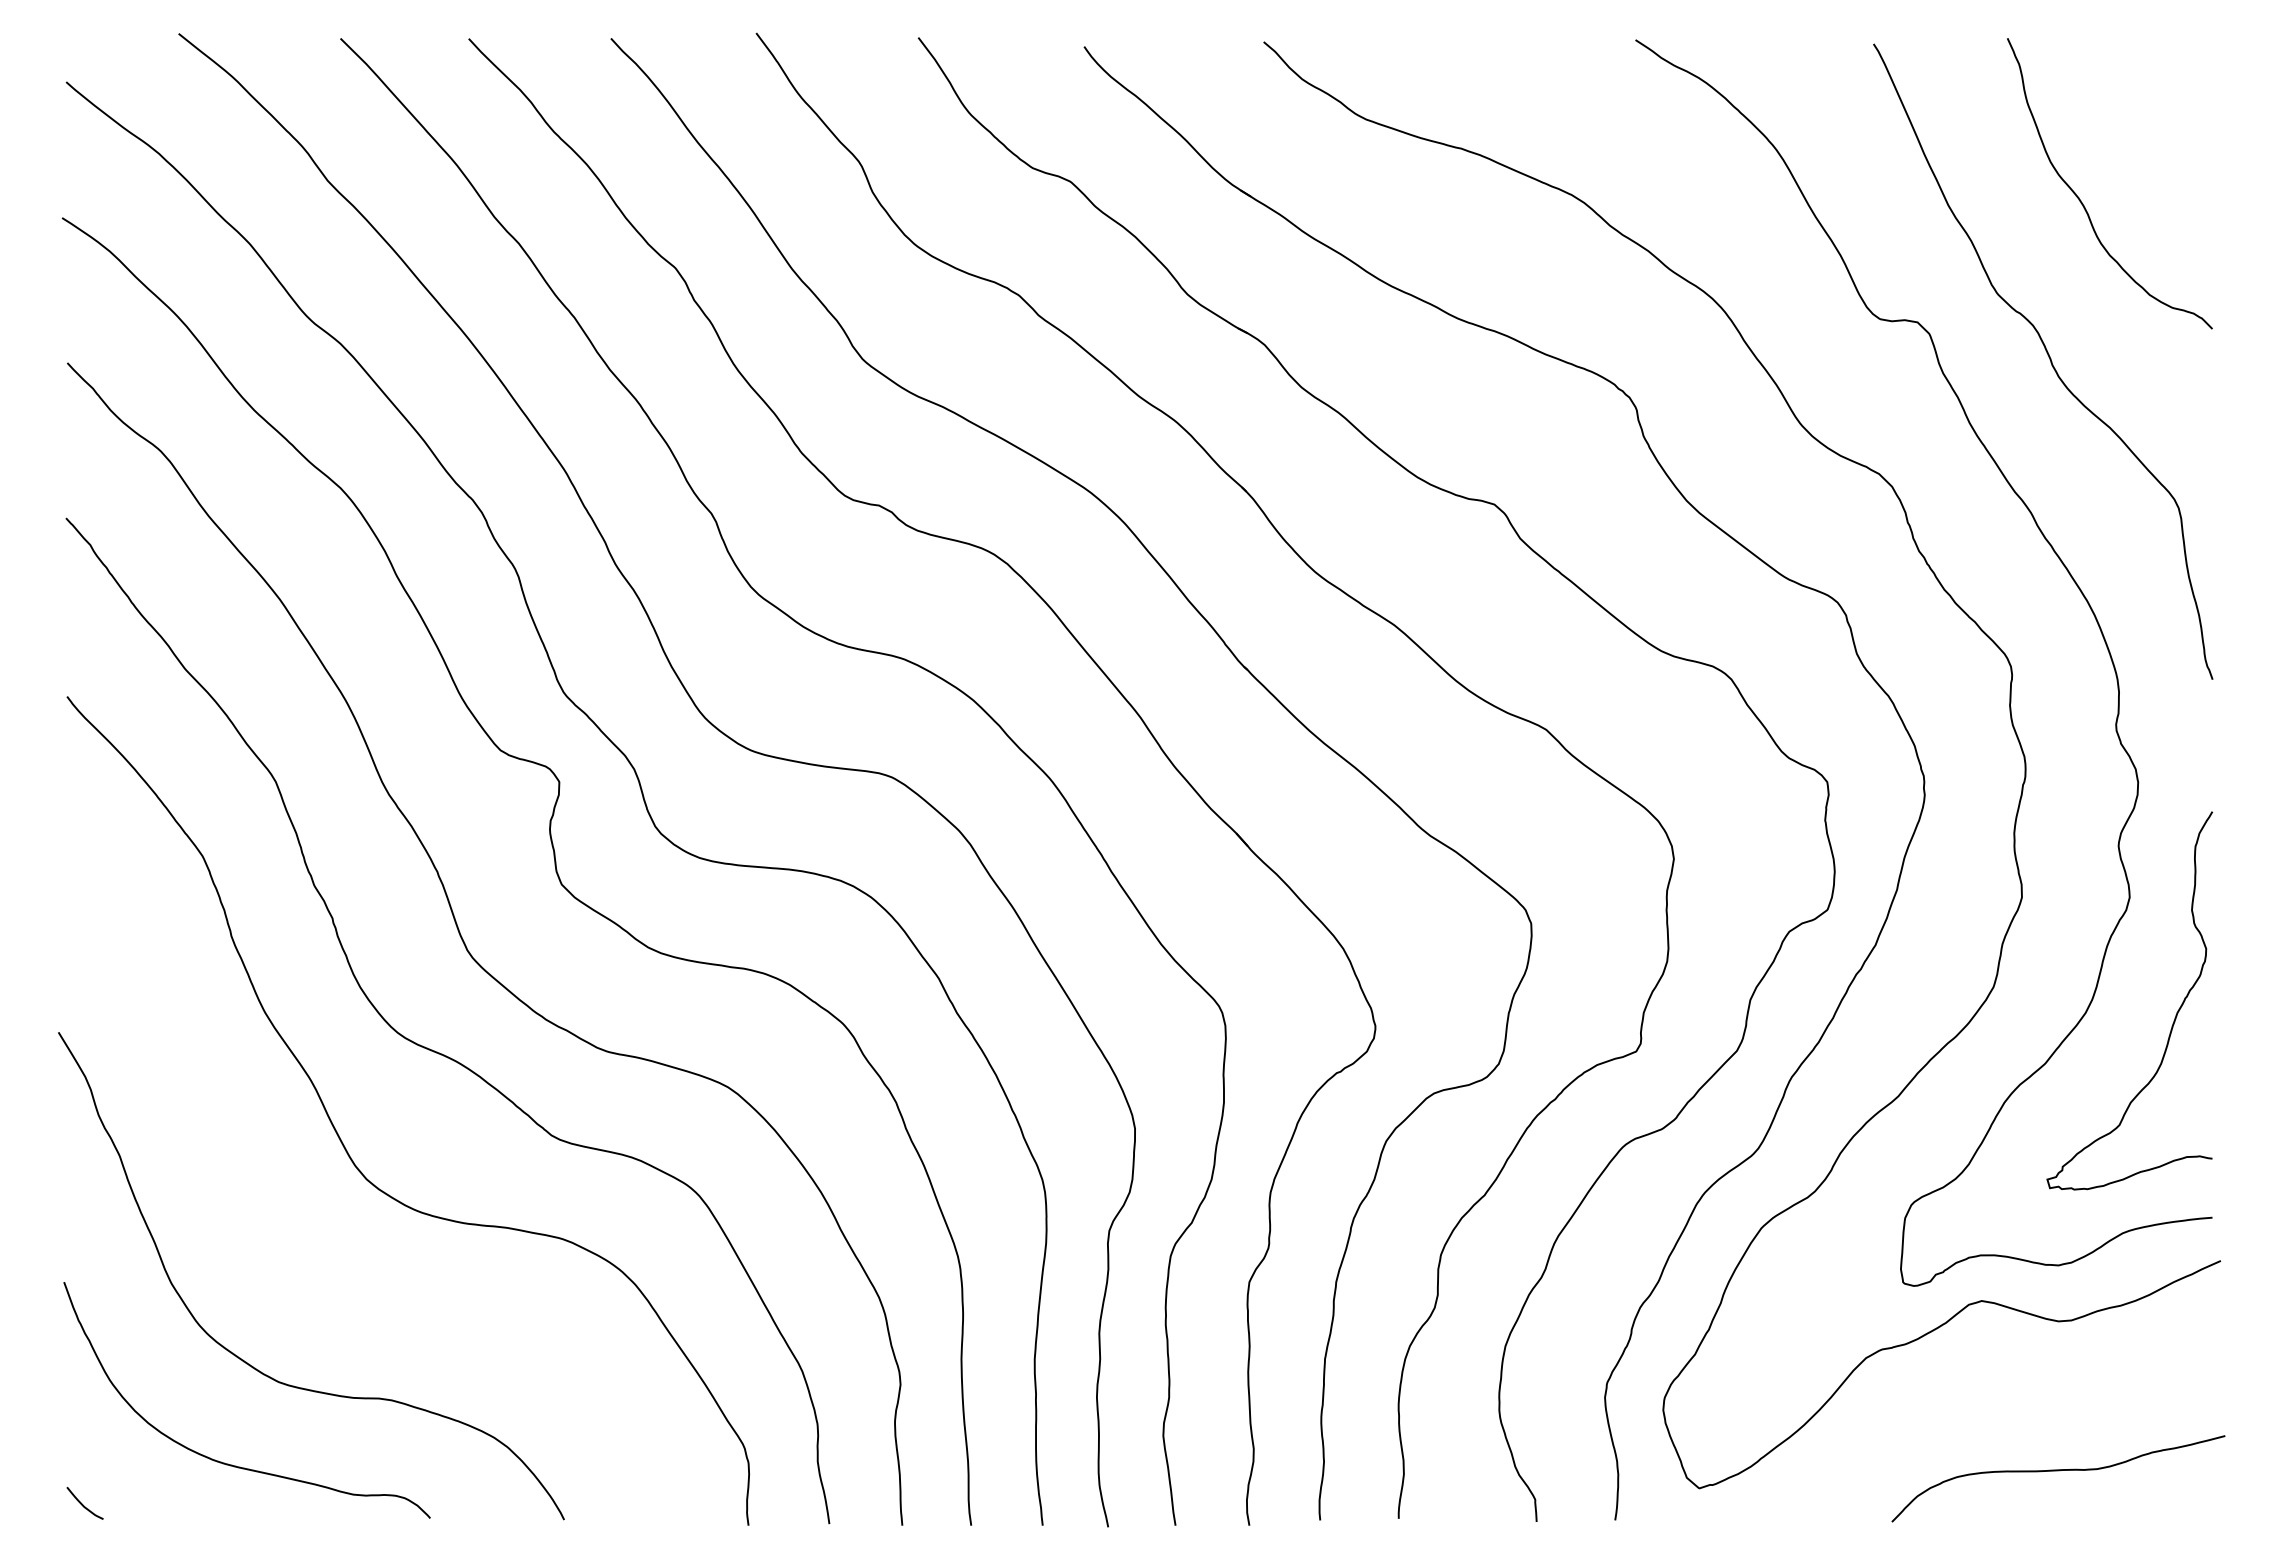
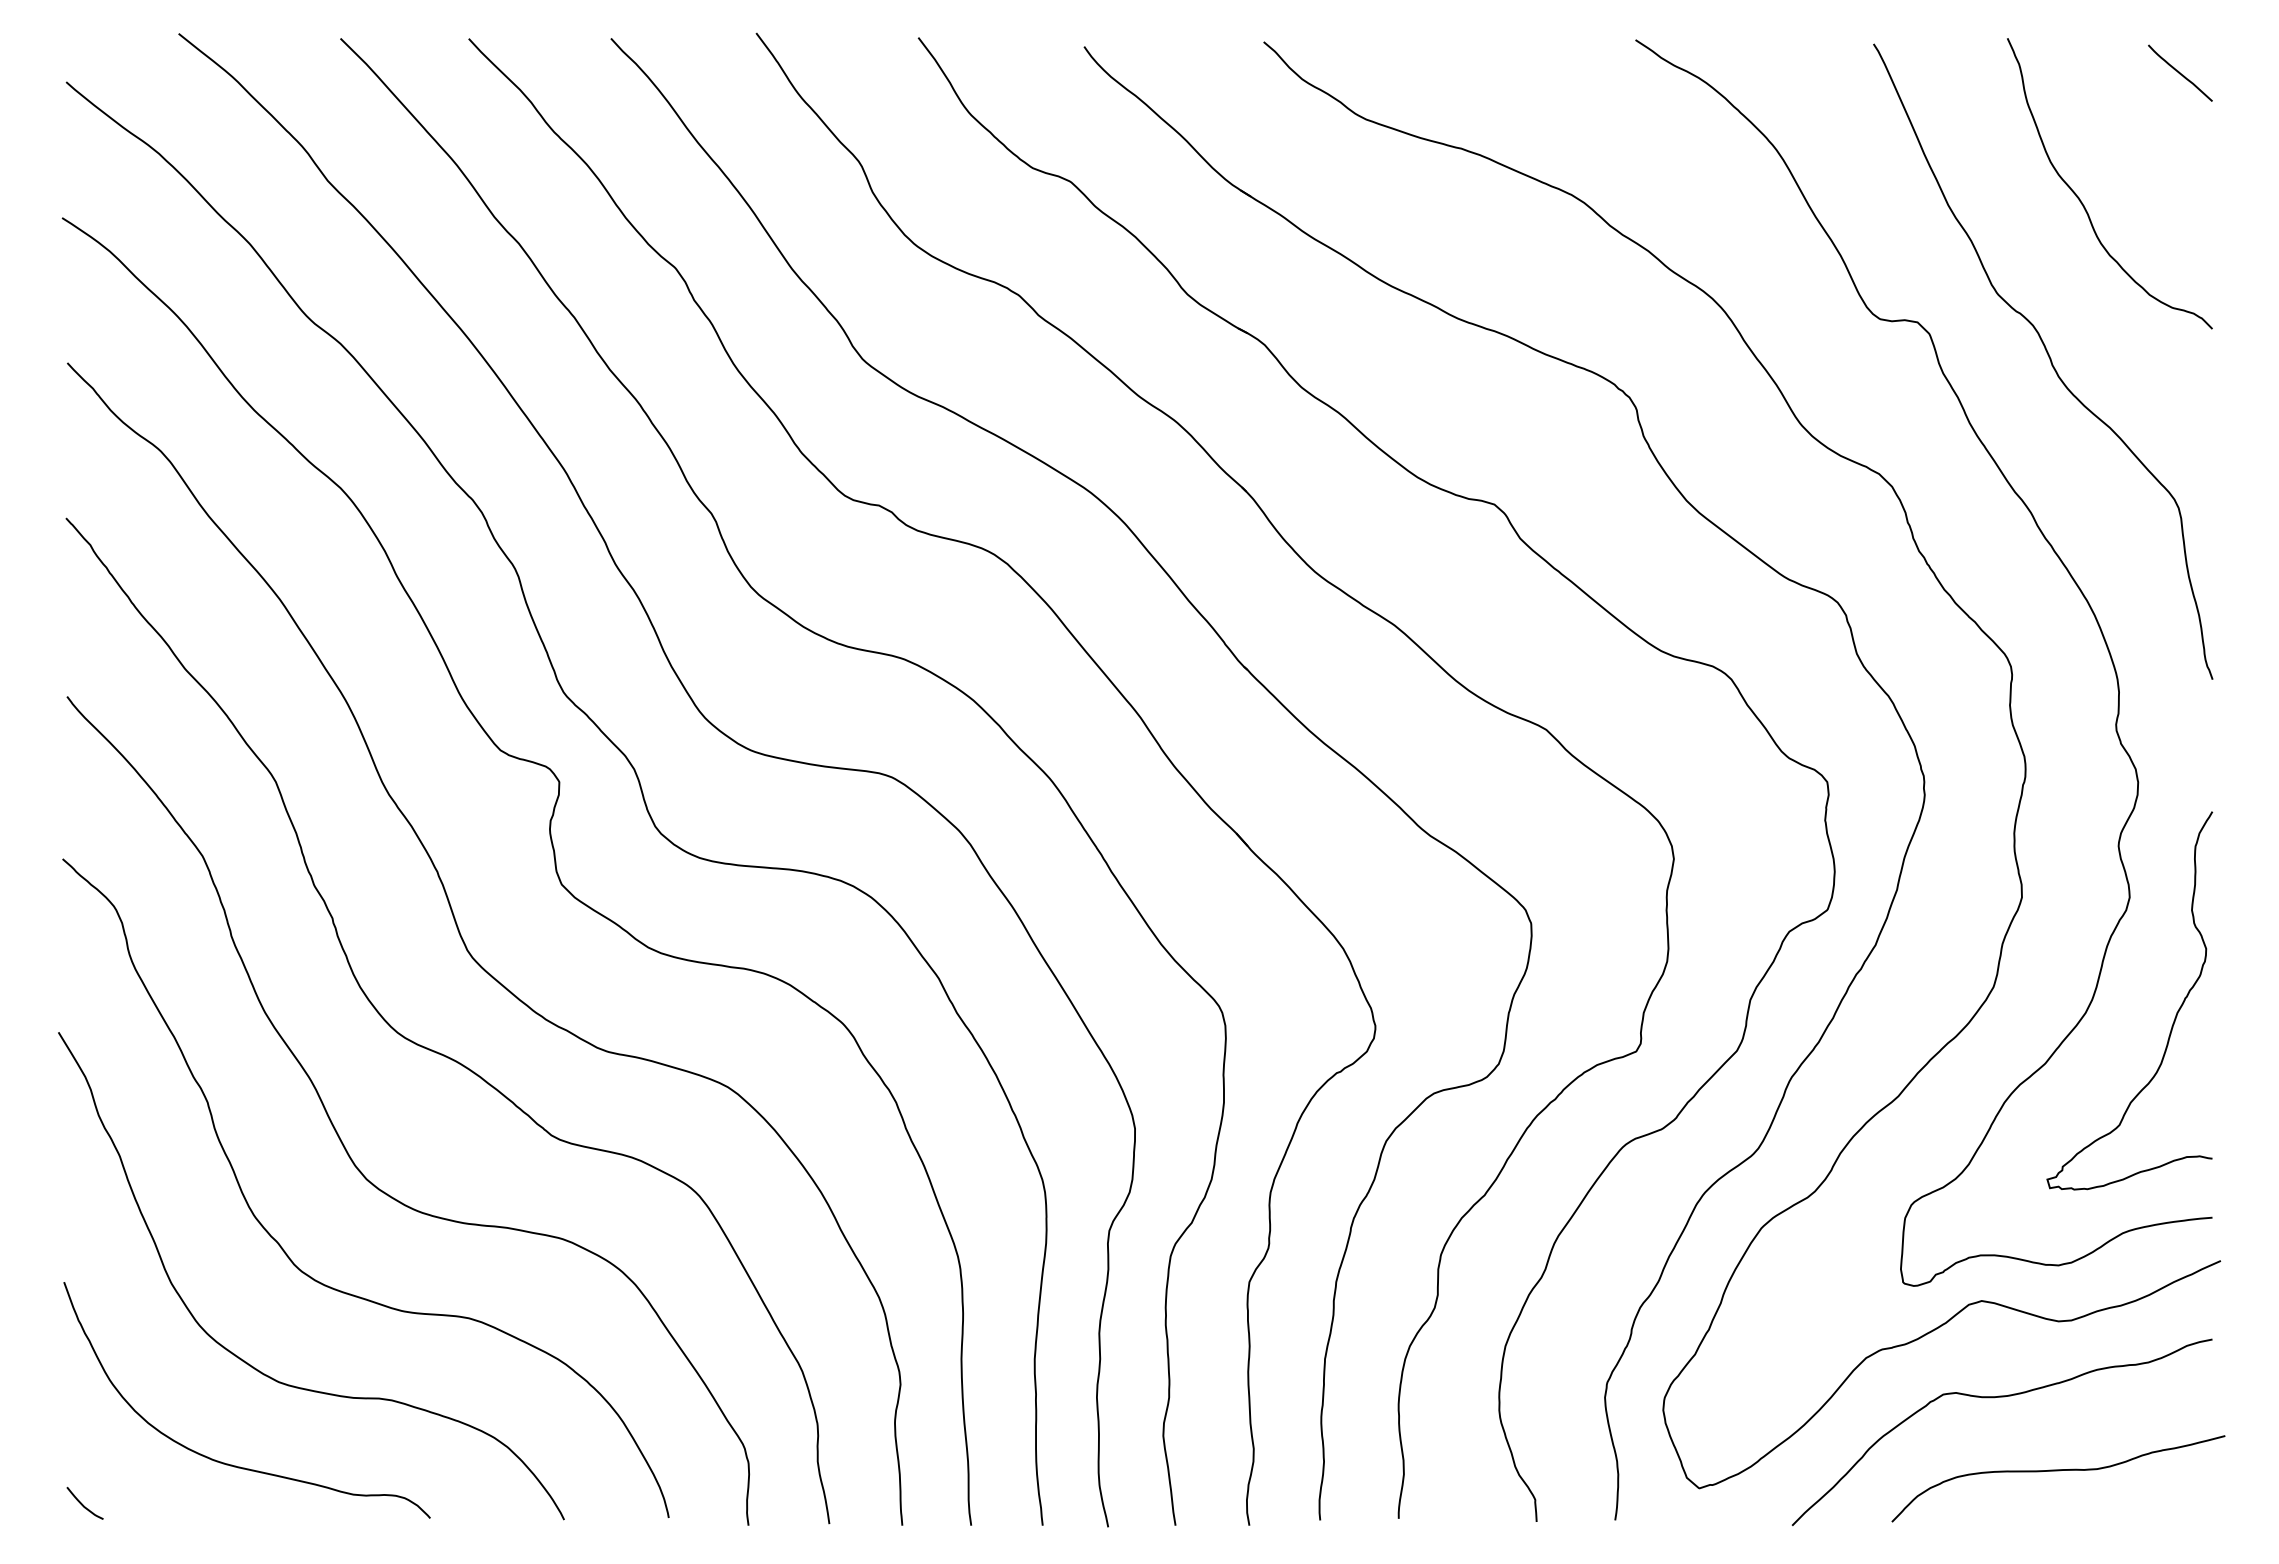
curve: none -> present (2180, 72)
curve: none -> present (283, 1248)
curve: none -> present (1994, 1398)
